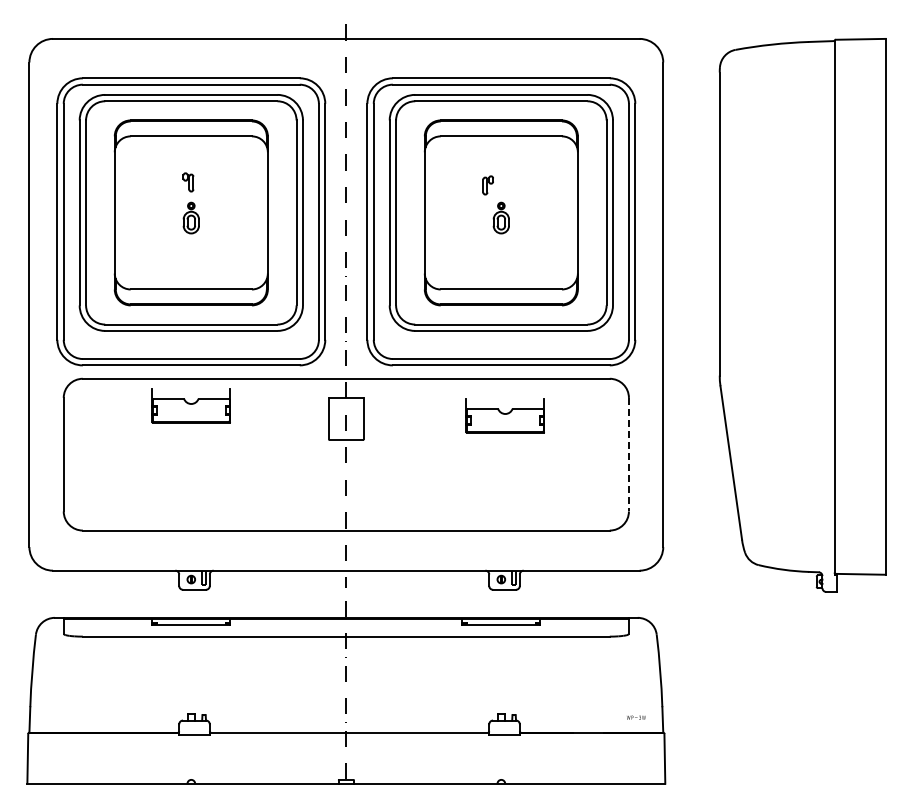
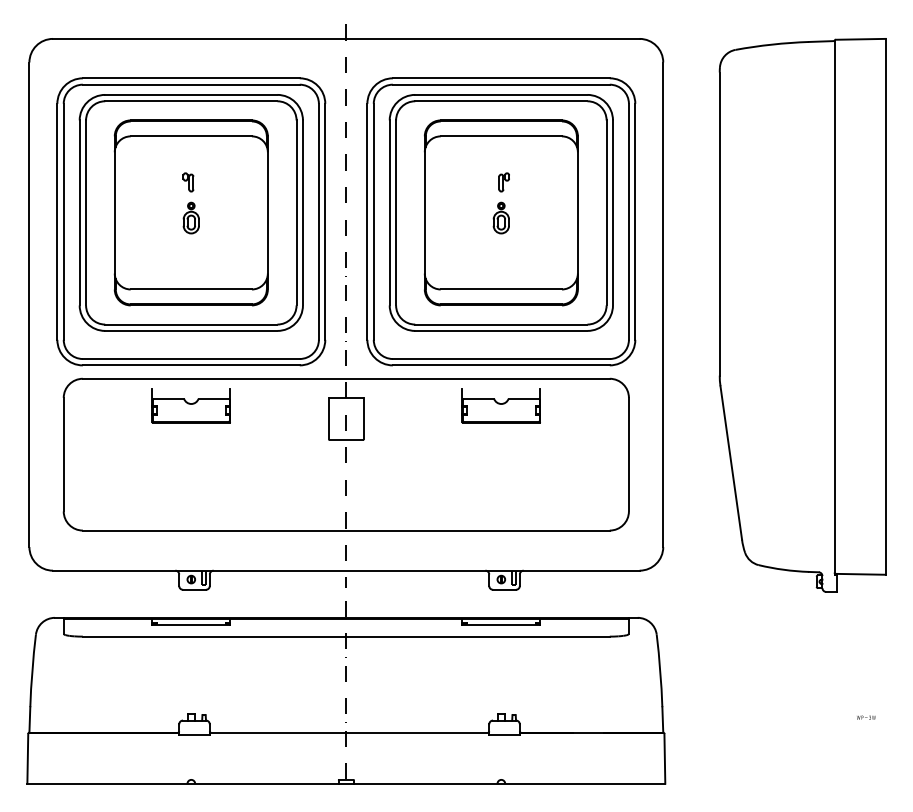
part position: (487, 185) -> (503, 182) (503, 182)
part position: (504, 415) -> (500, 405) (500, 405)
line: dashed -> solid (628, 454)
text position: (636, 717) -> (866, 717) (866, 717)
